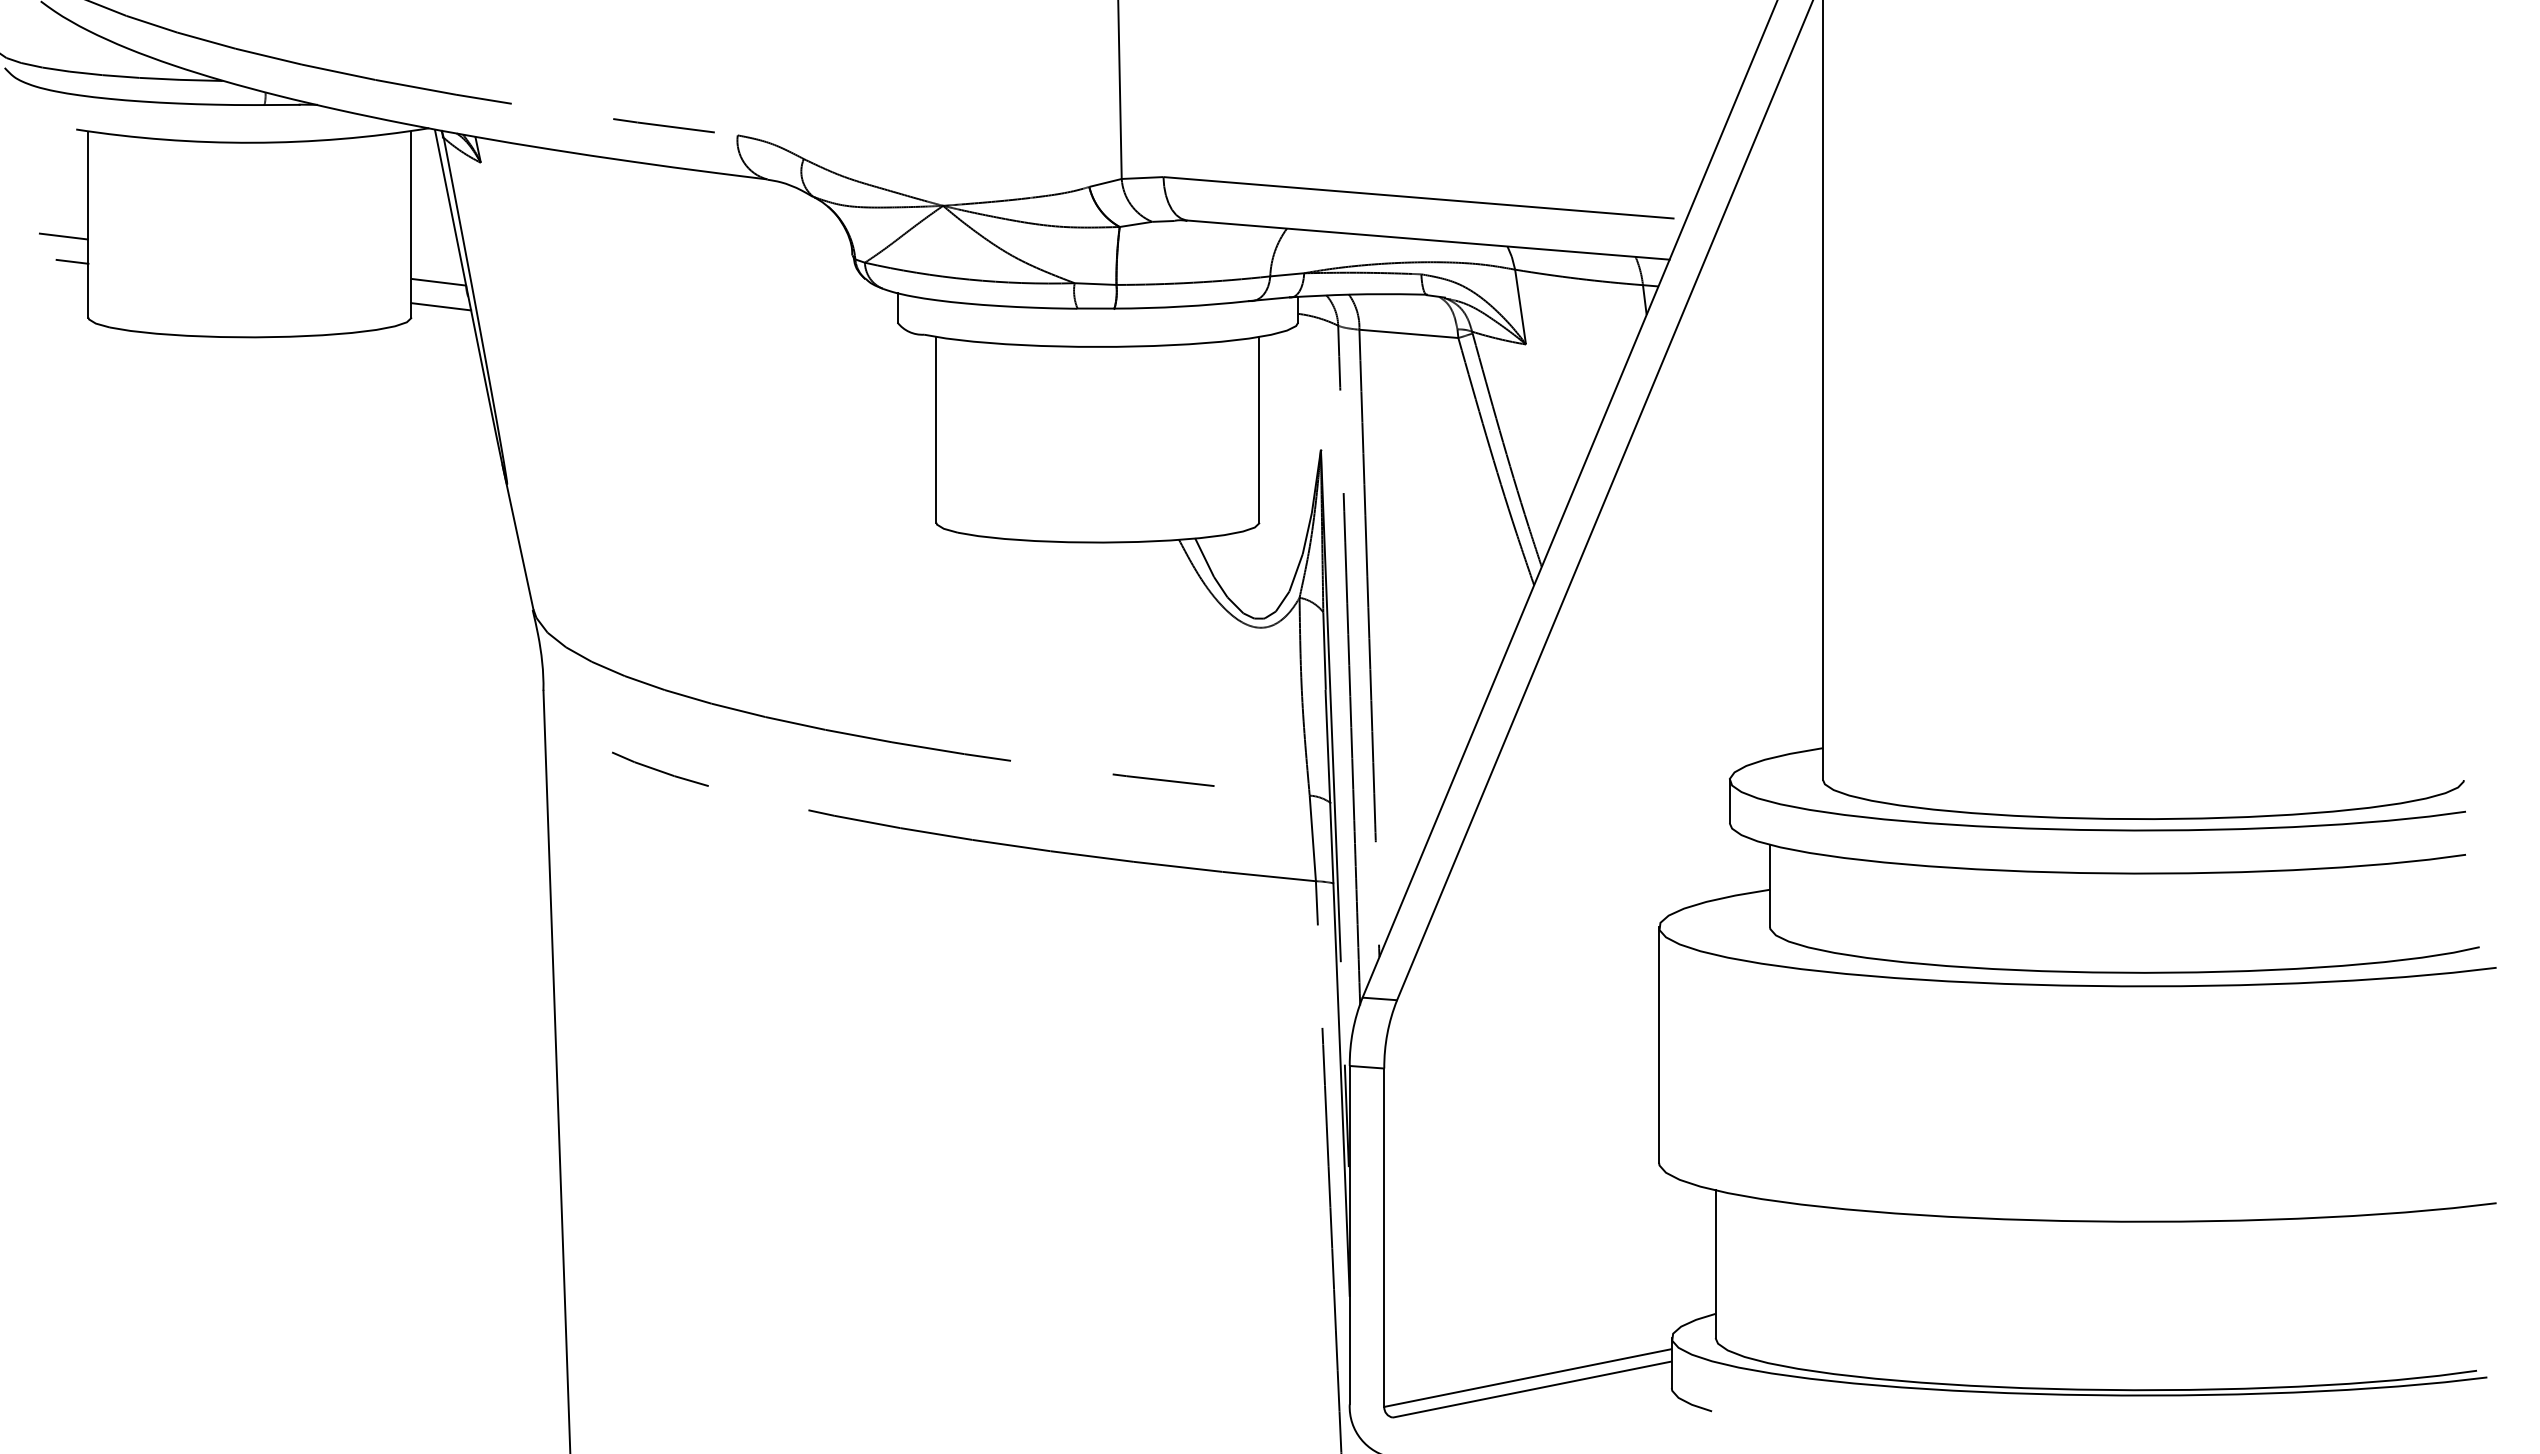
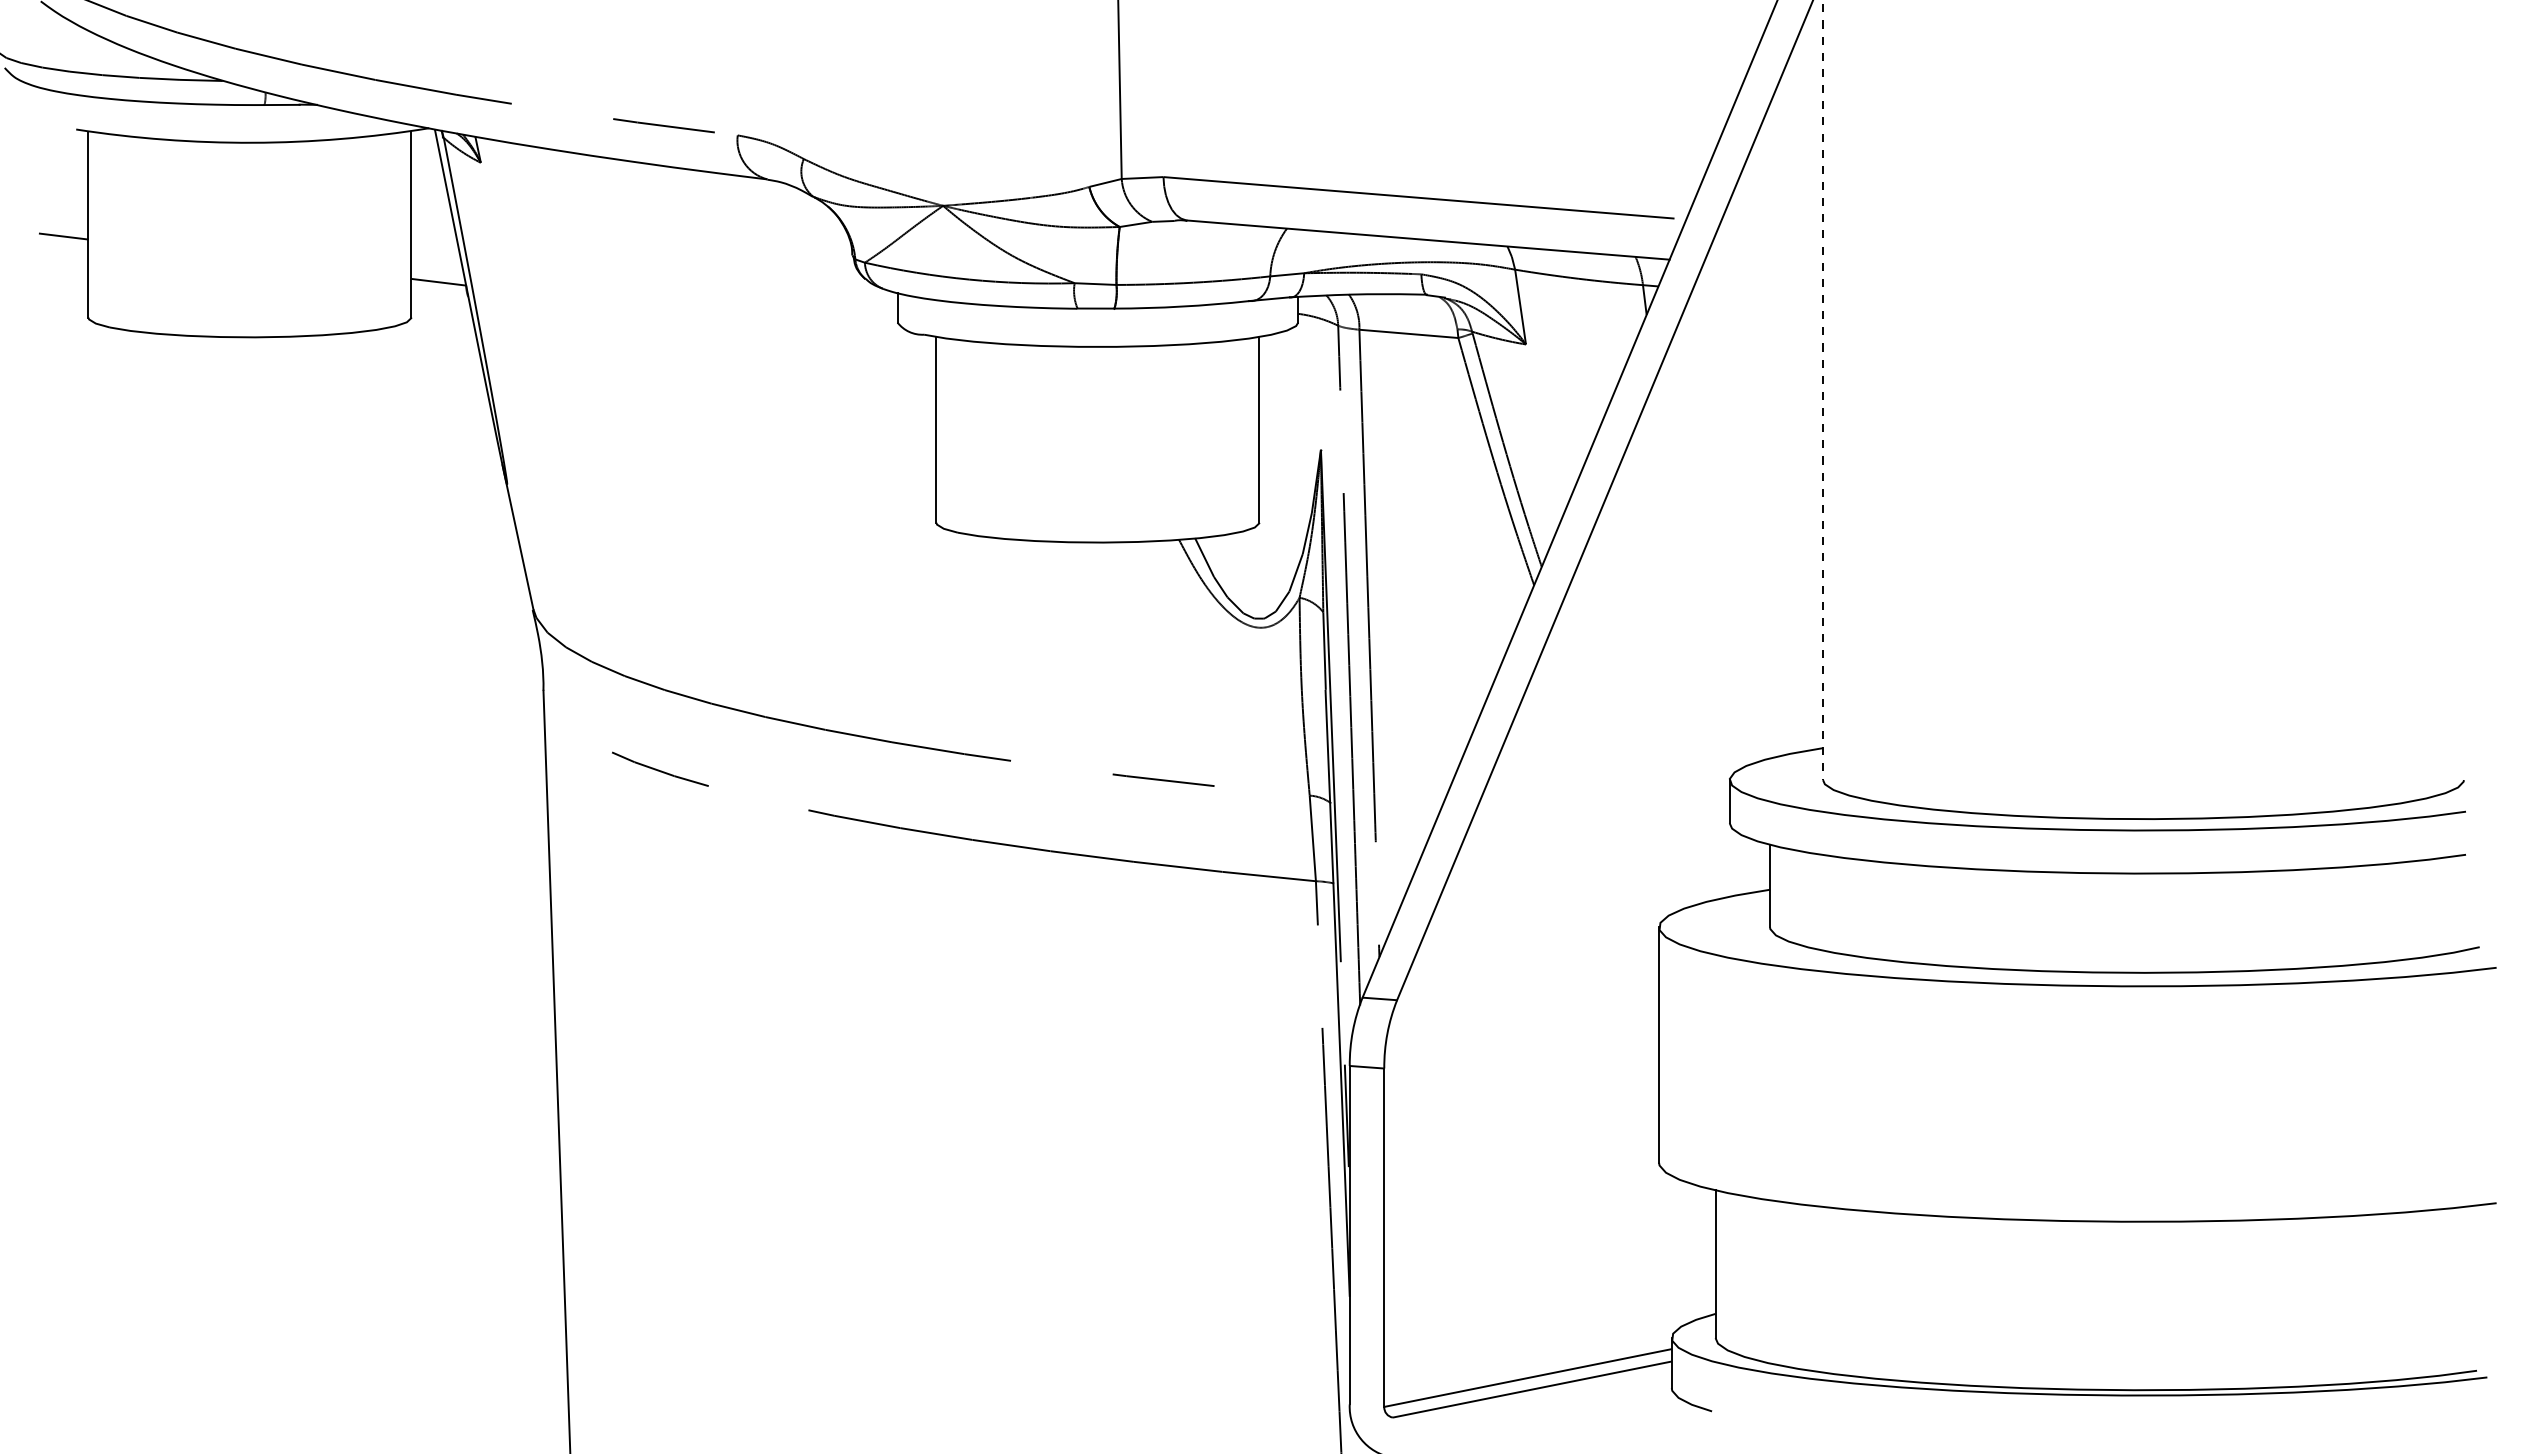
line: present -> none (72, 261)
line: present -> none (441, 306)
line: solid -> dashed (1823, 390)
